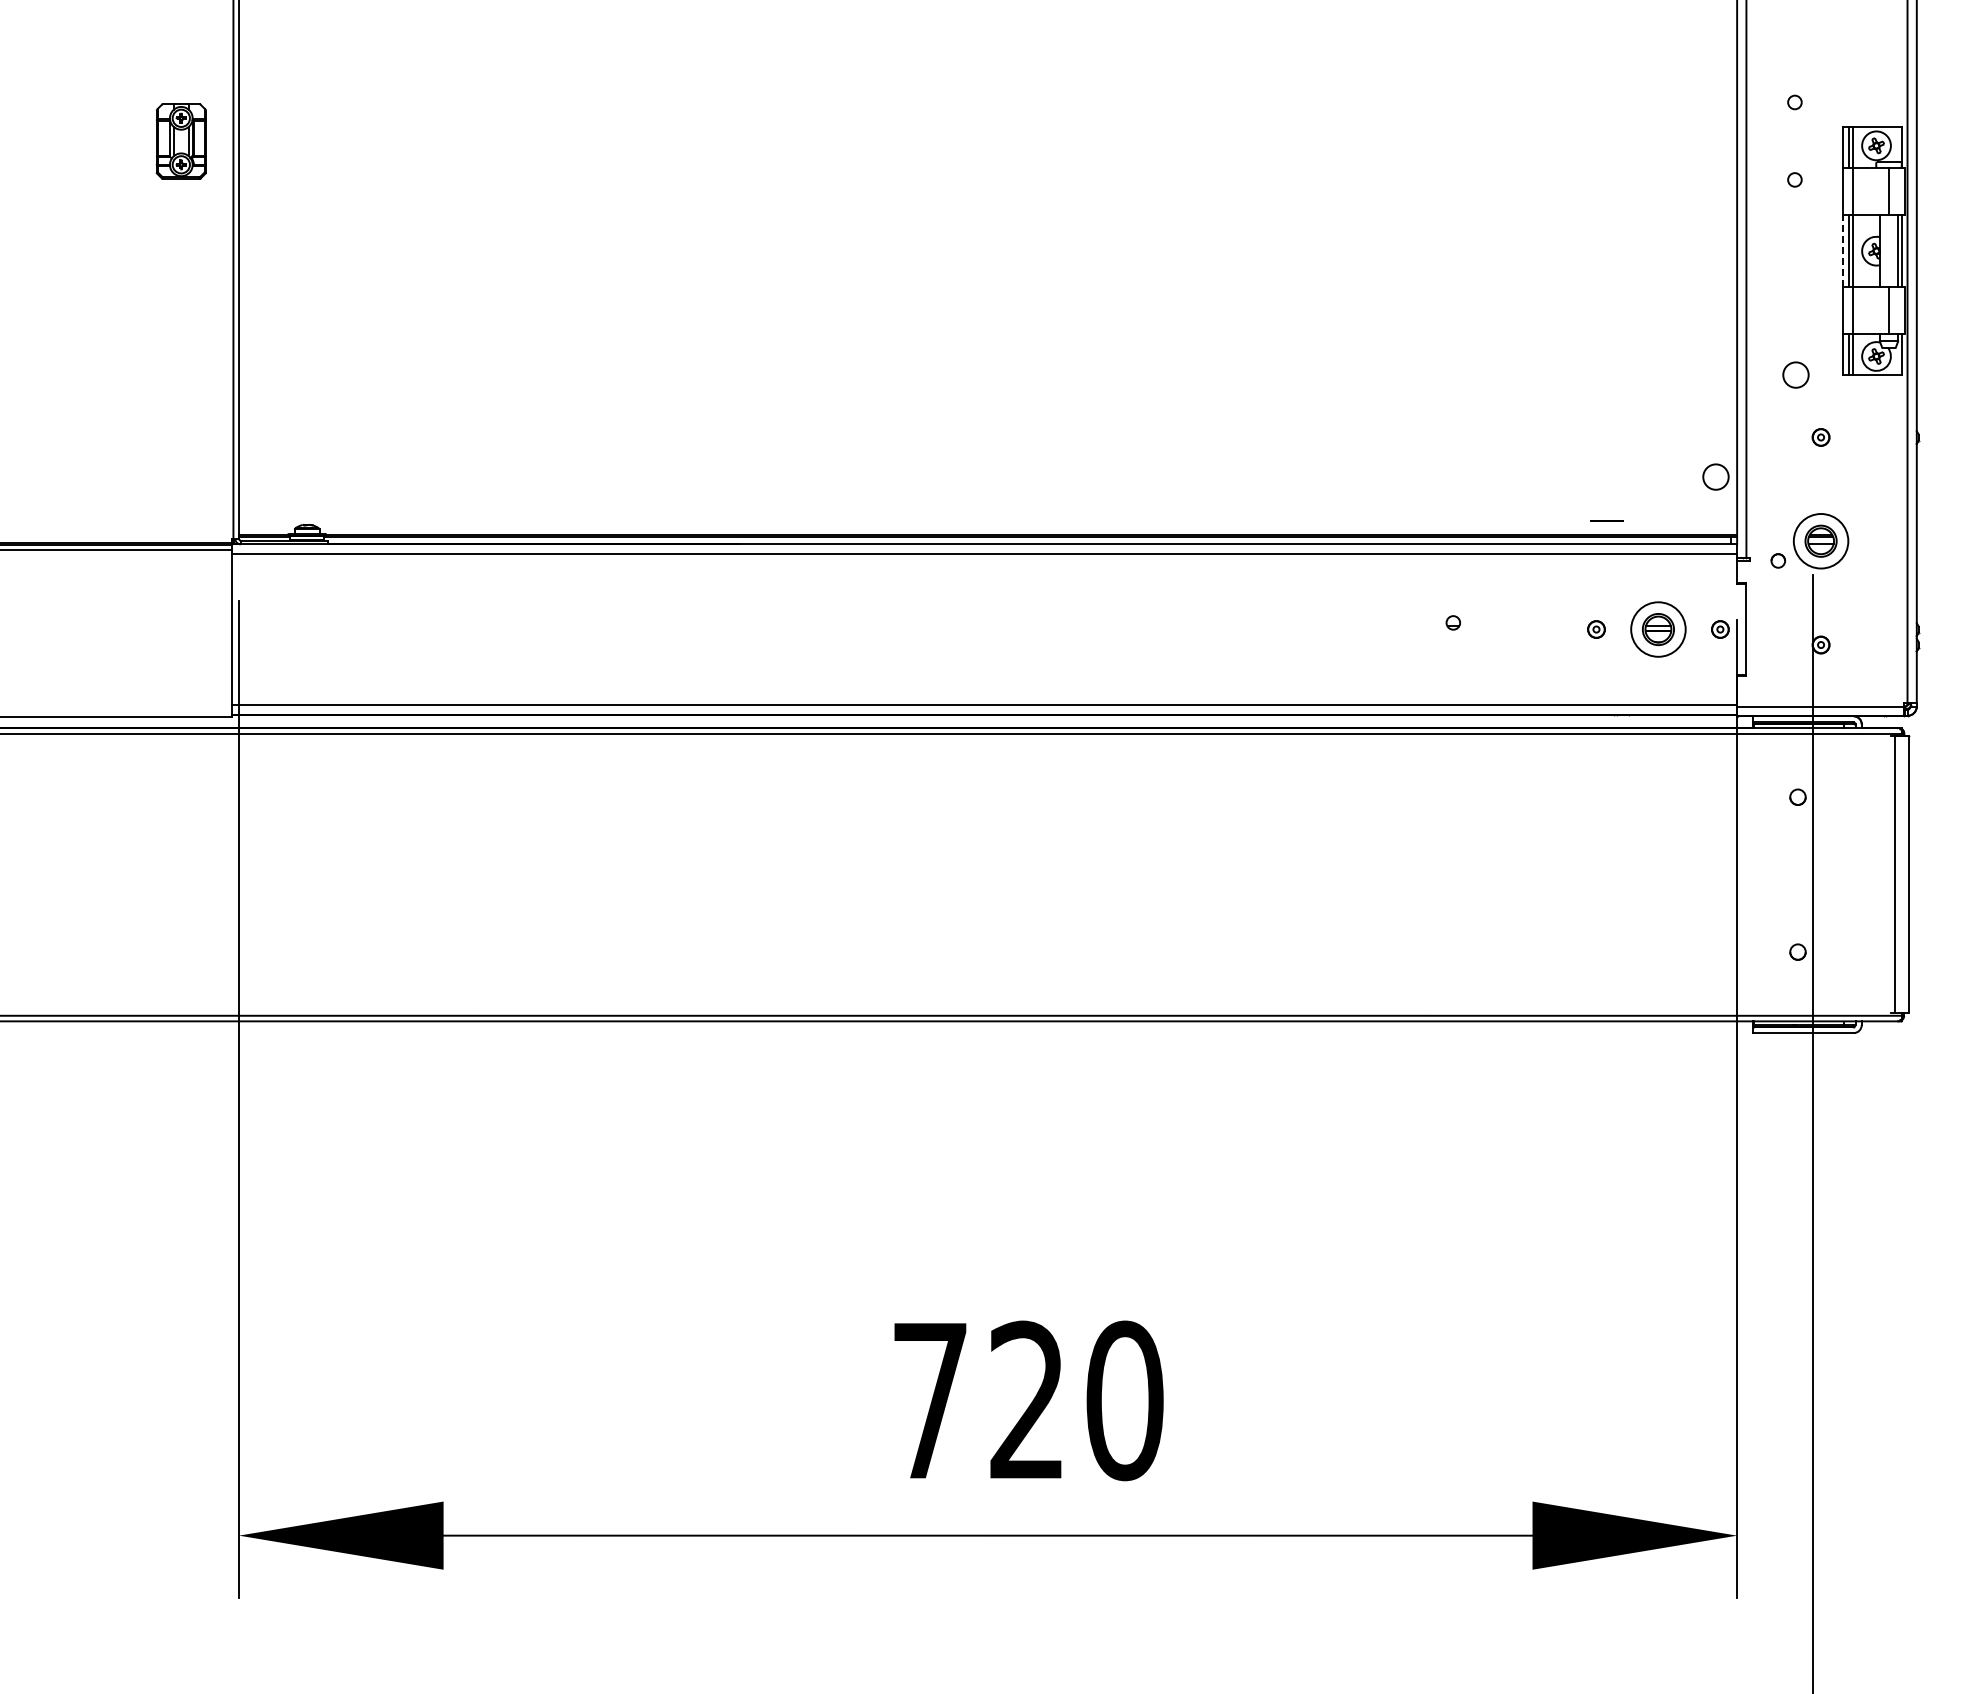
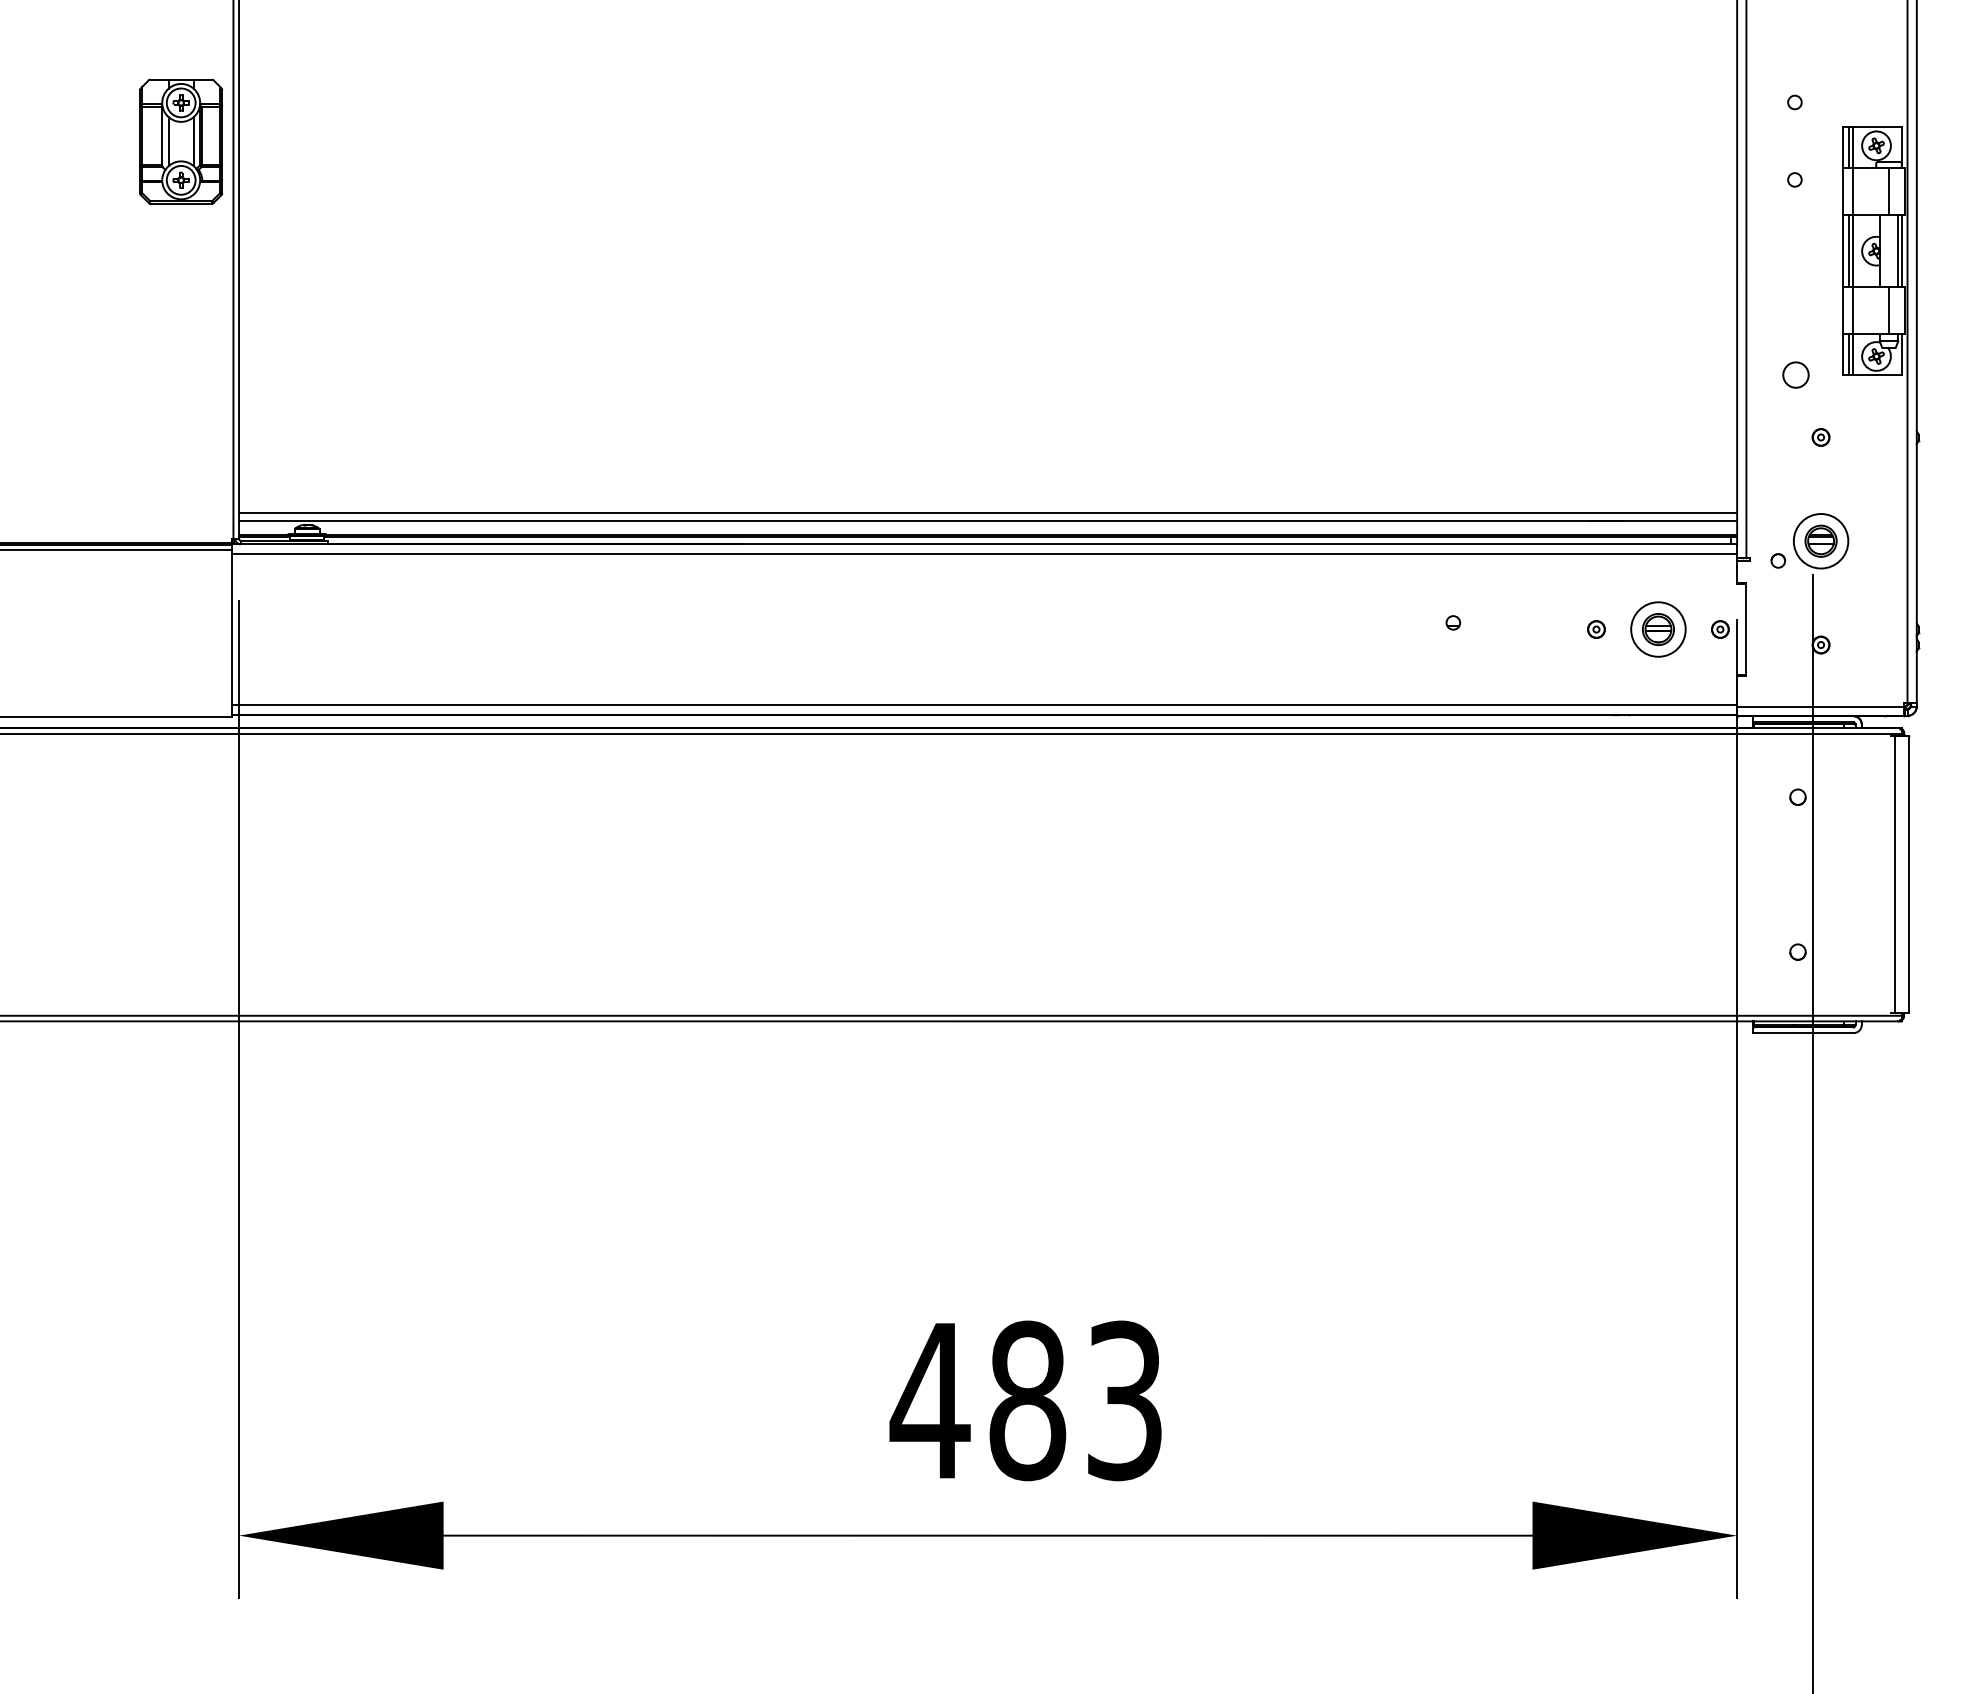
part size: 52x77 px -> 85x127 px (181, 141)
line: dashed -> solid (1842, 251)
circle: present -> none (1715, 476)
line: none -> present (988, 513)
line: none -> present (988, 521)
text: 720 -> 483 (1026, 1400)
